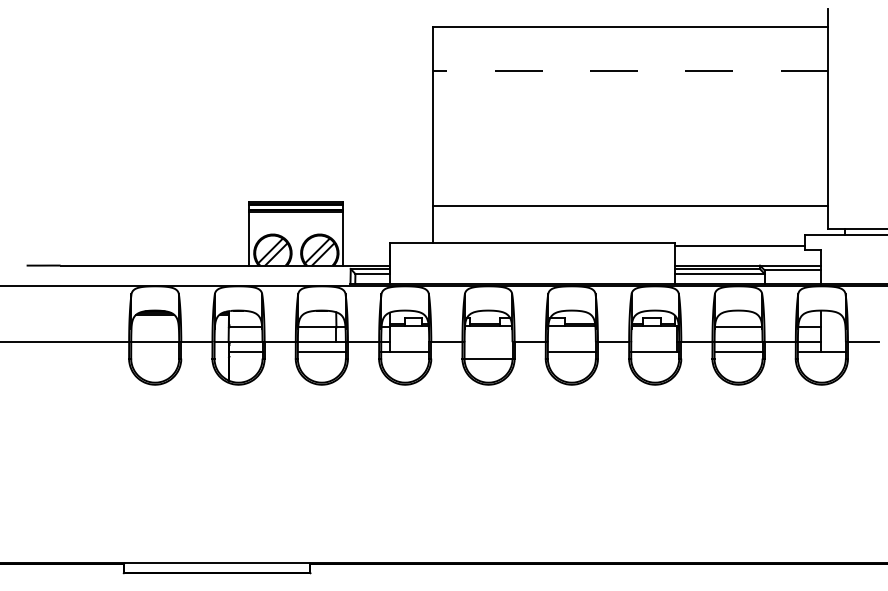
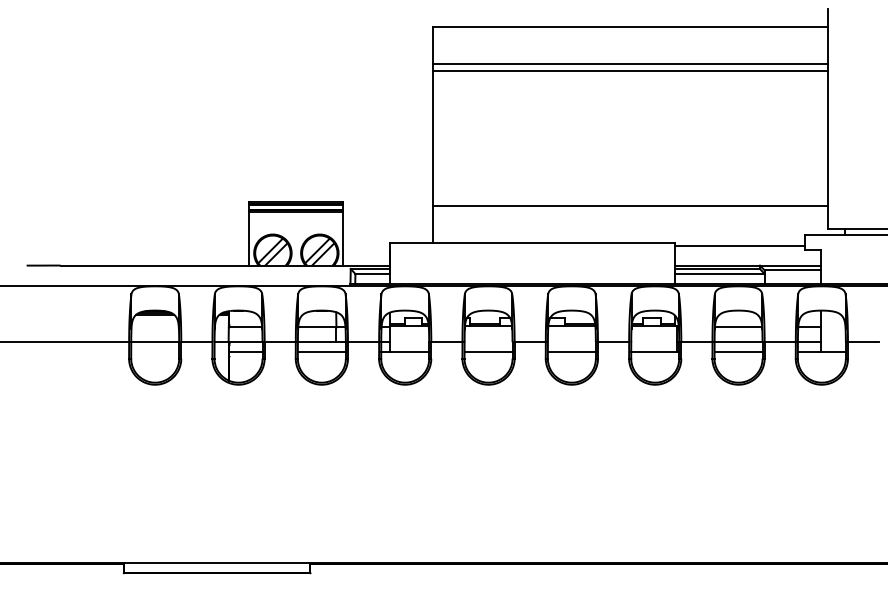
line: none -> present (630, 64)
line: dashed -> solid (630, 71)
line position: (488, 359) -> (488, 352) (488, 352)
